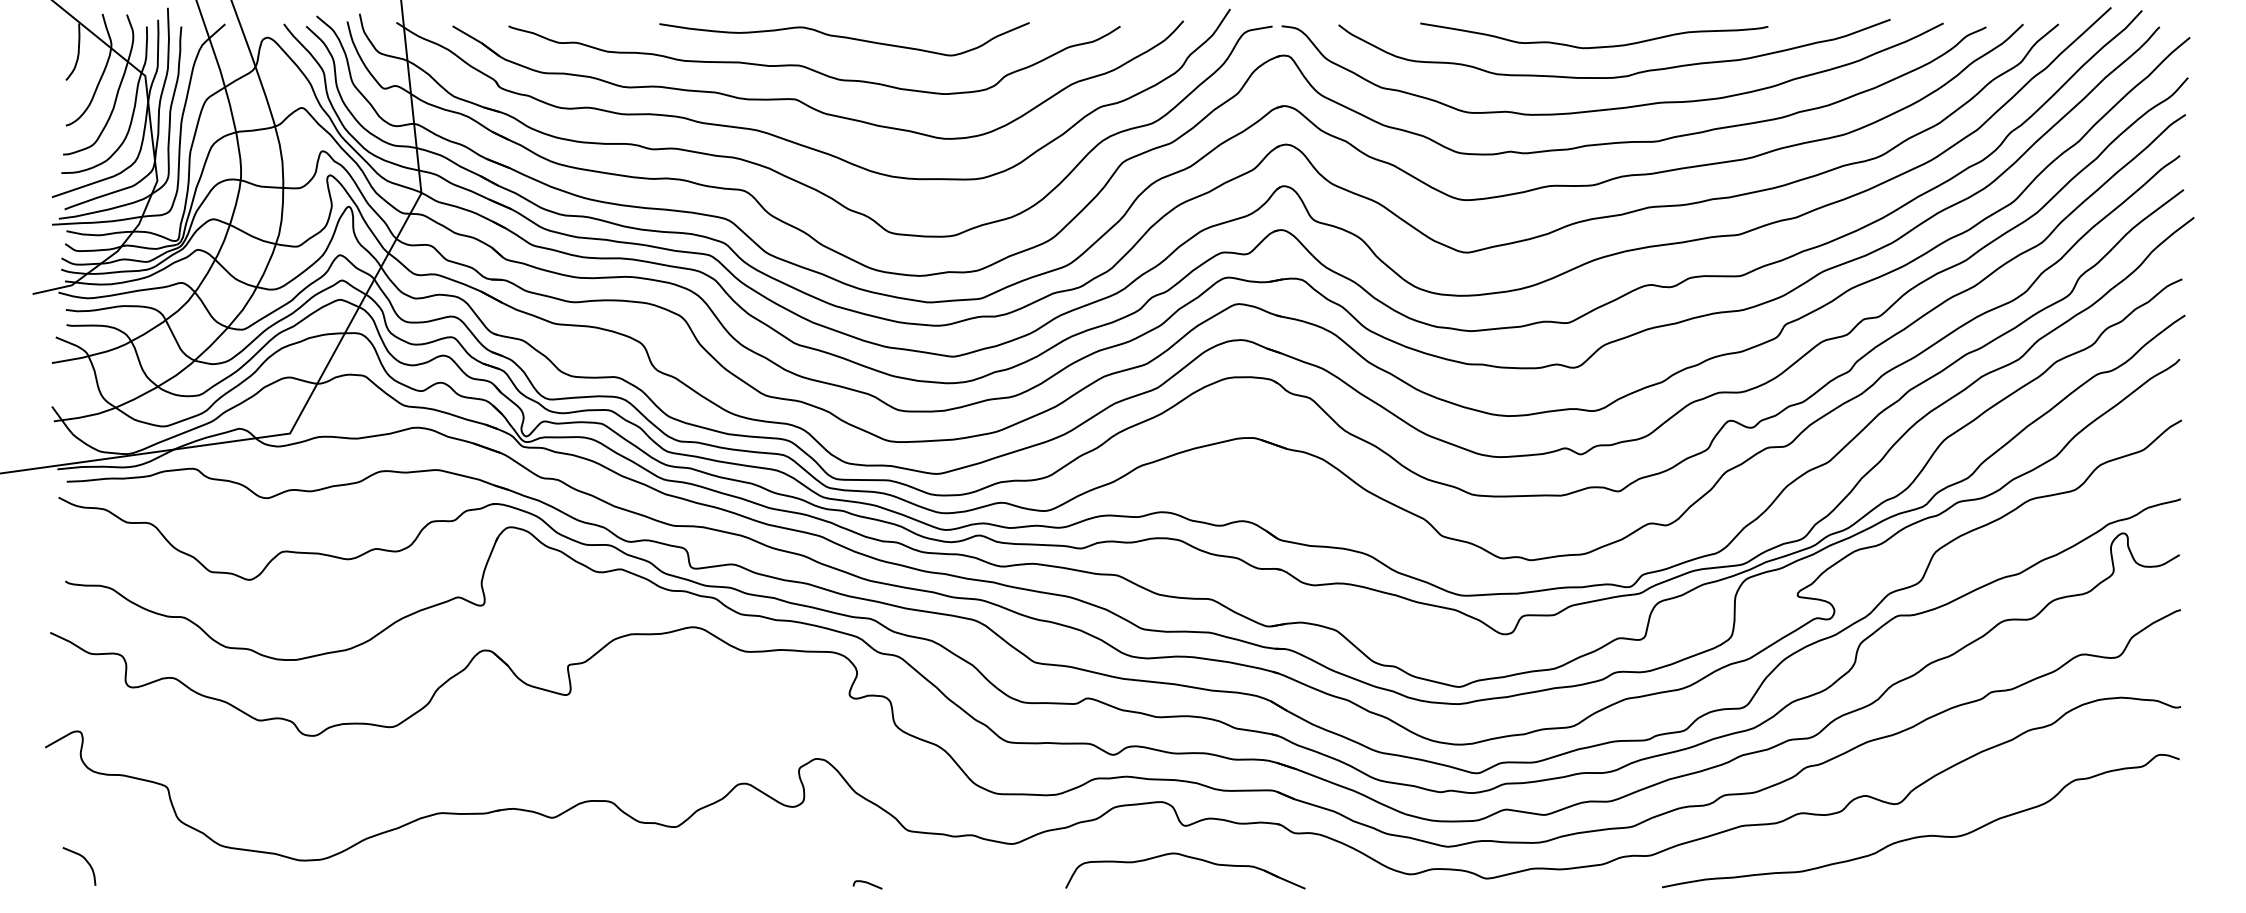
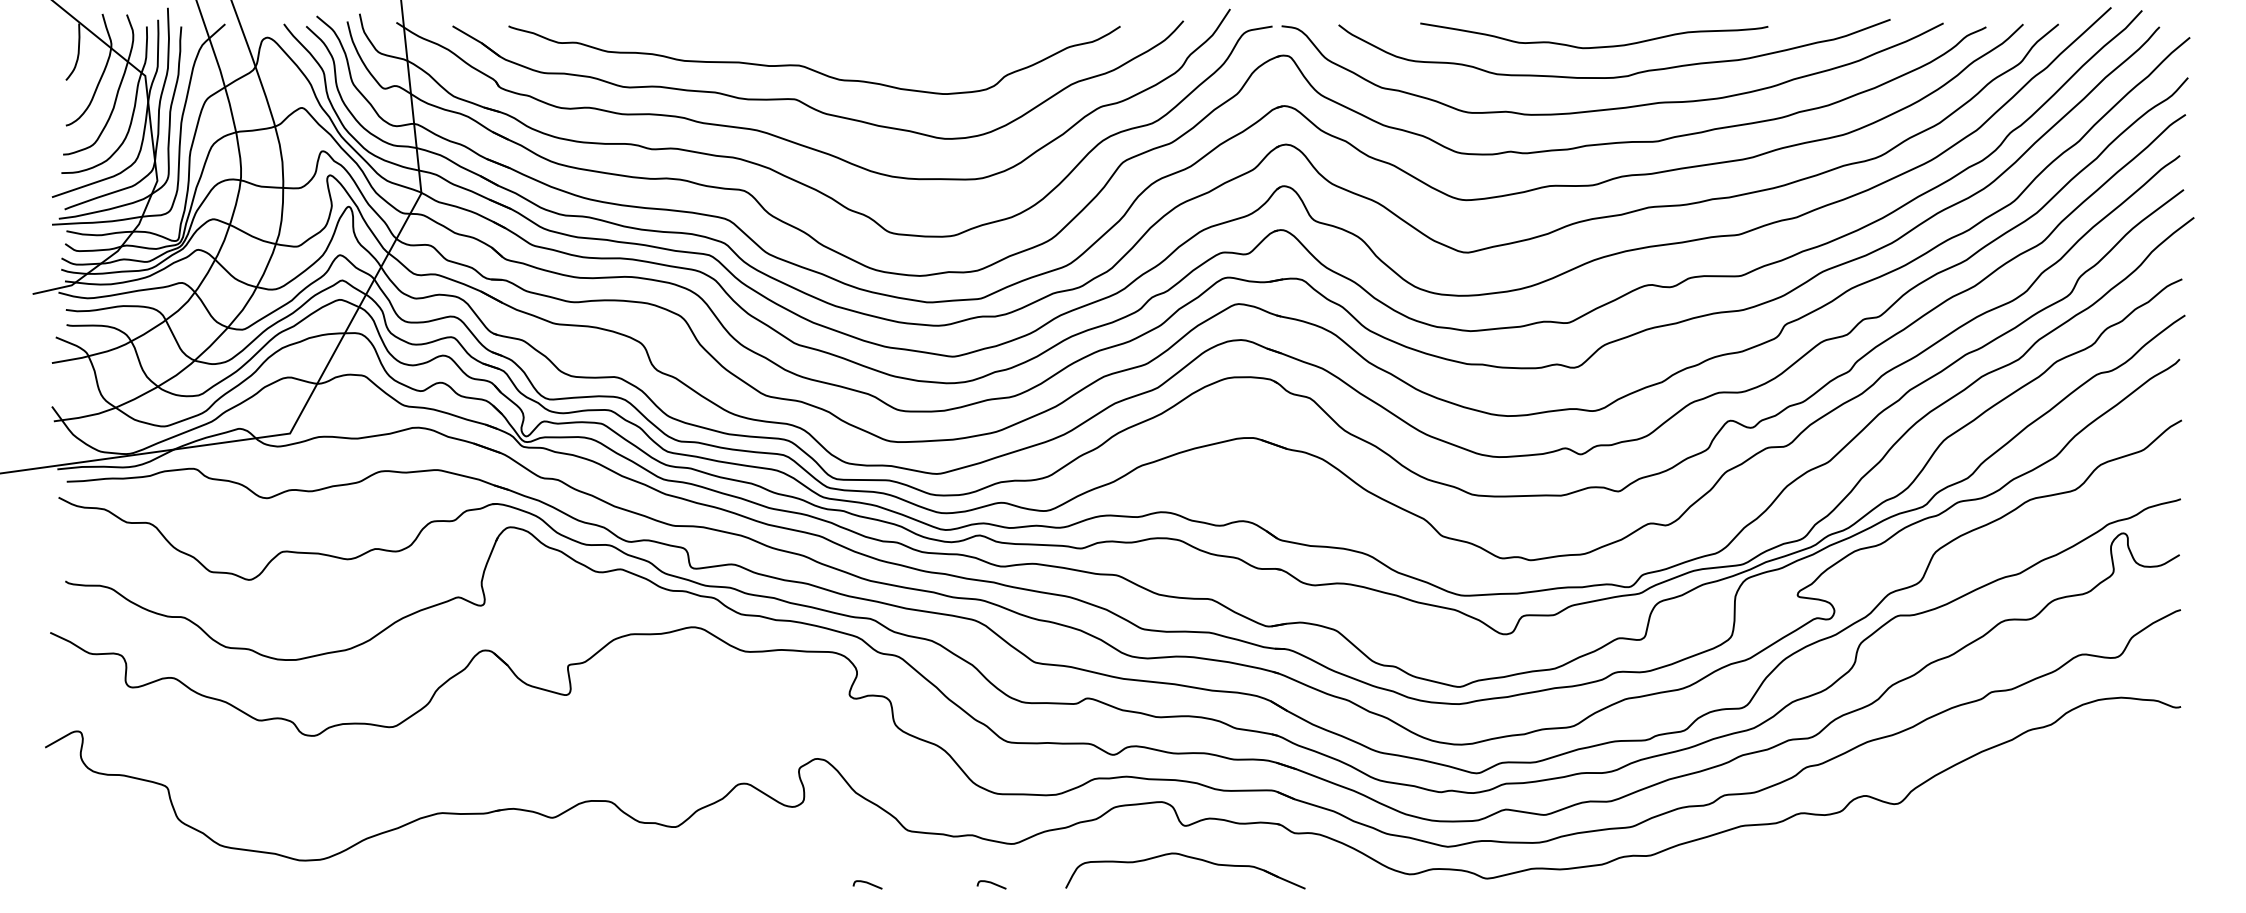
curve: present -> none (844, 38)
curve: present -> none (1920, 835)
curve: present -> none (86, 862)
curve: none -> present (991, 883)
